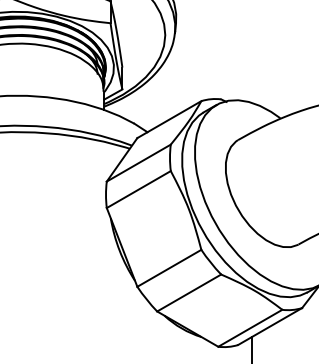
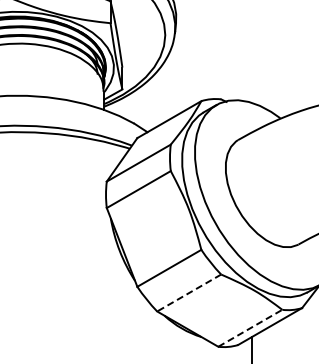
line: solid -> dashed (189, 293)
line: solid -> dashed (250, 328)
